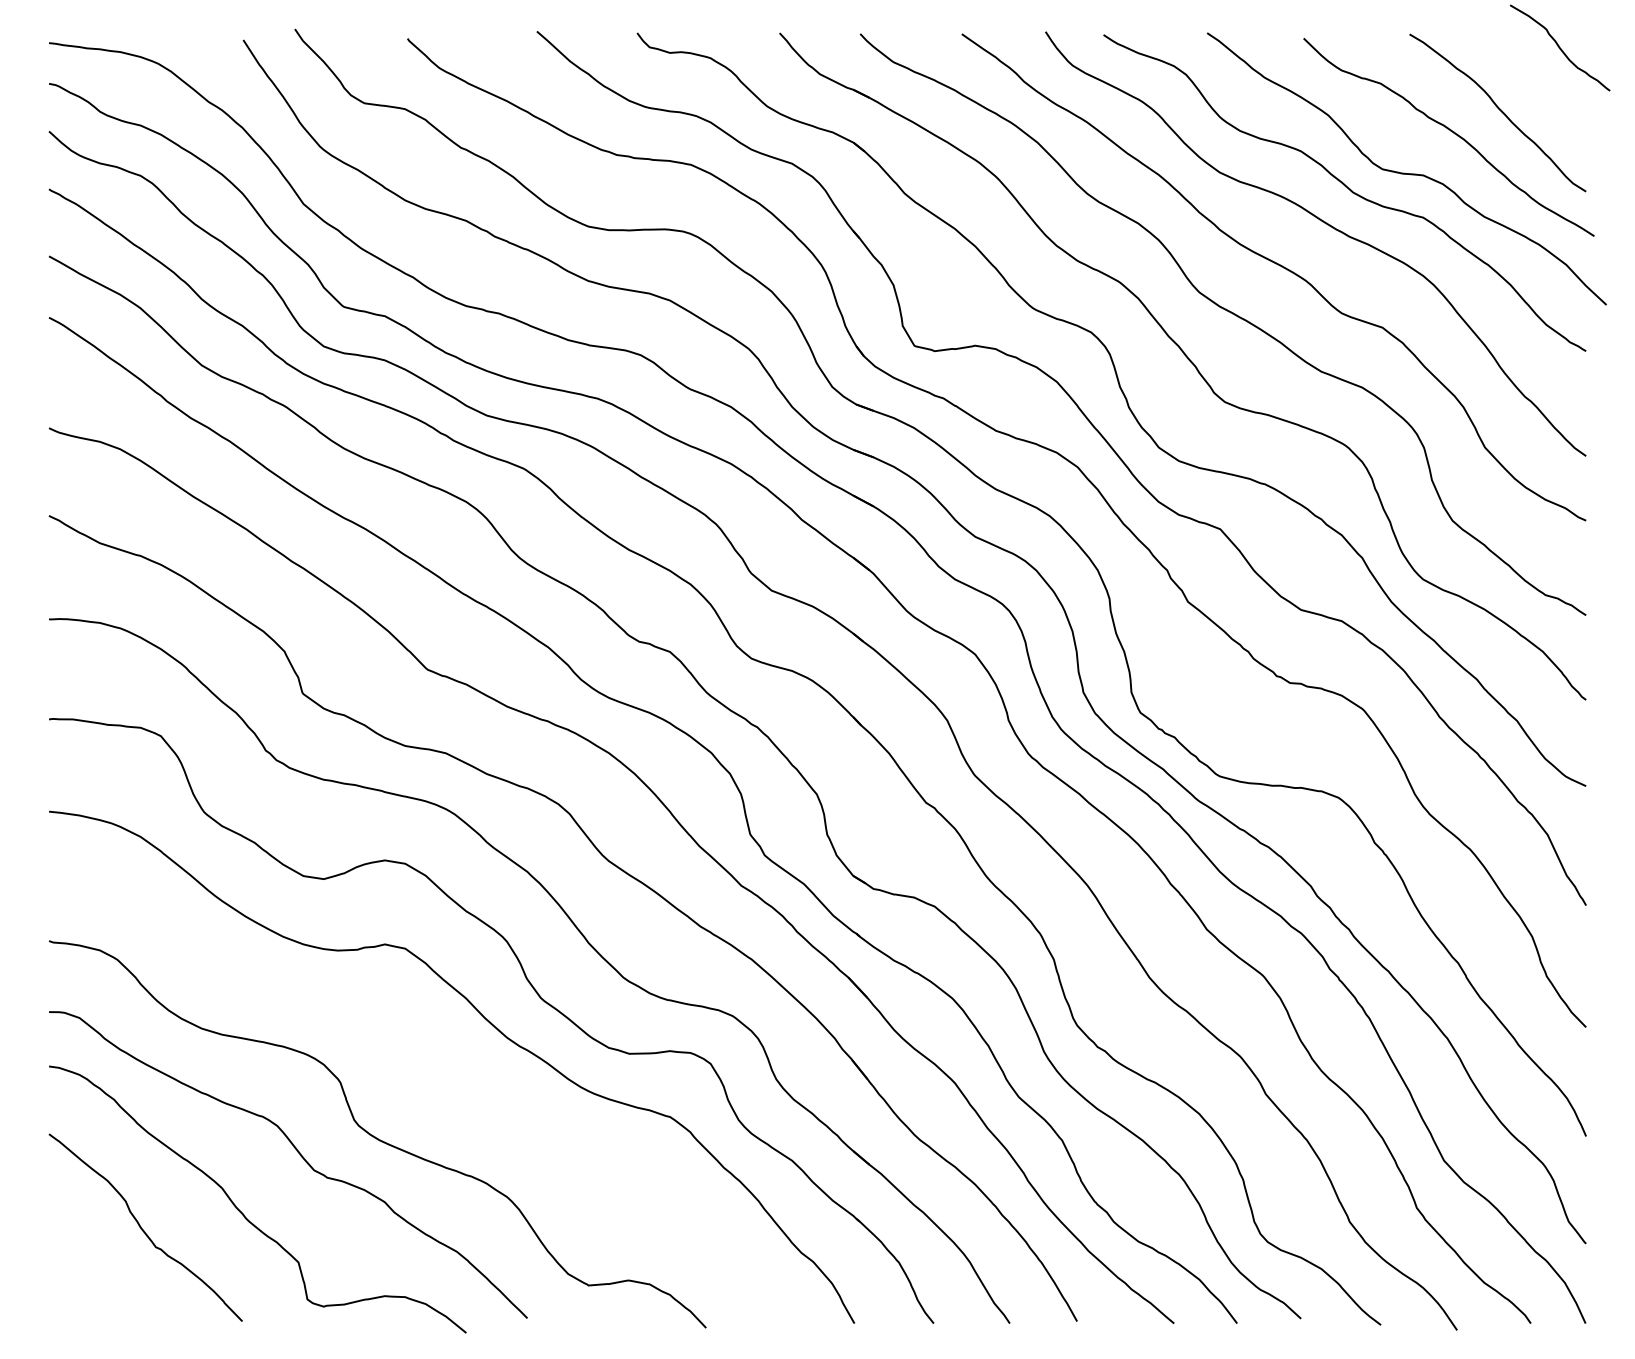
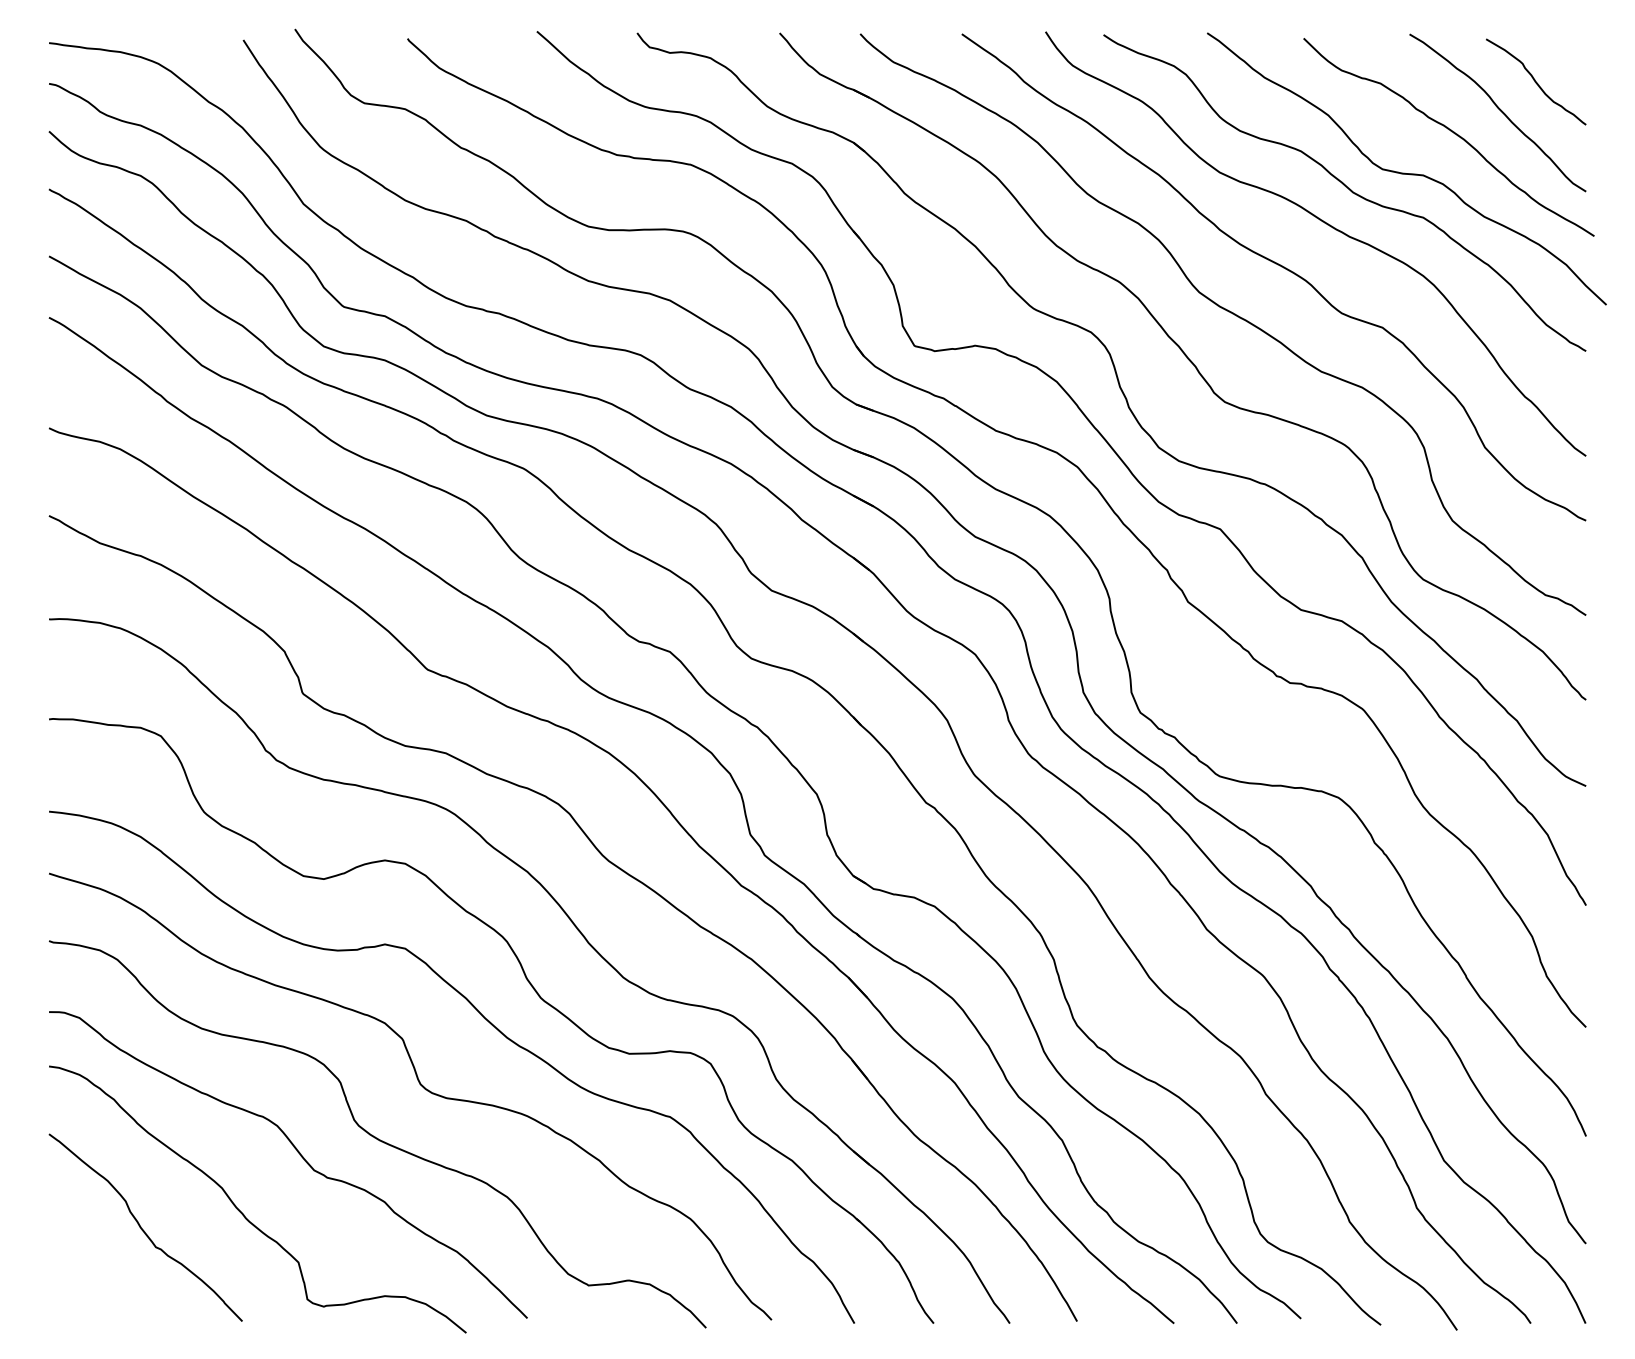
curve position: (1560, 47) -> (1536, 81) (1536, 81)
curve: none -> present (420, 1085)
